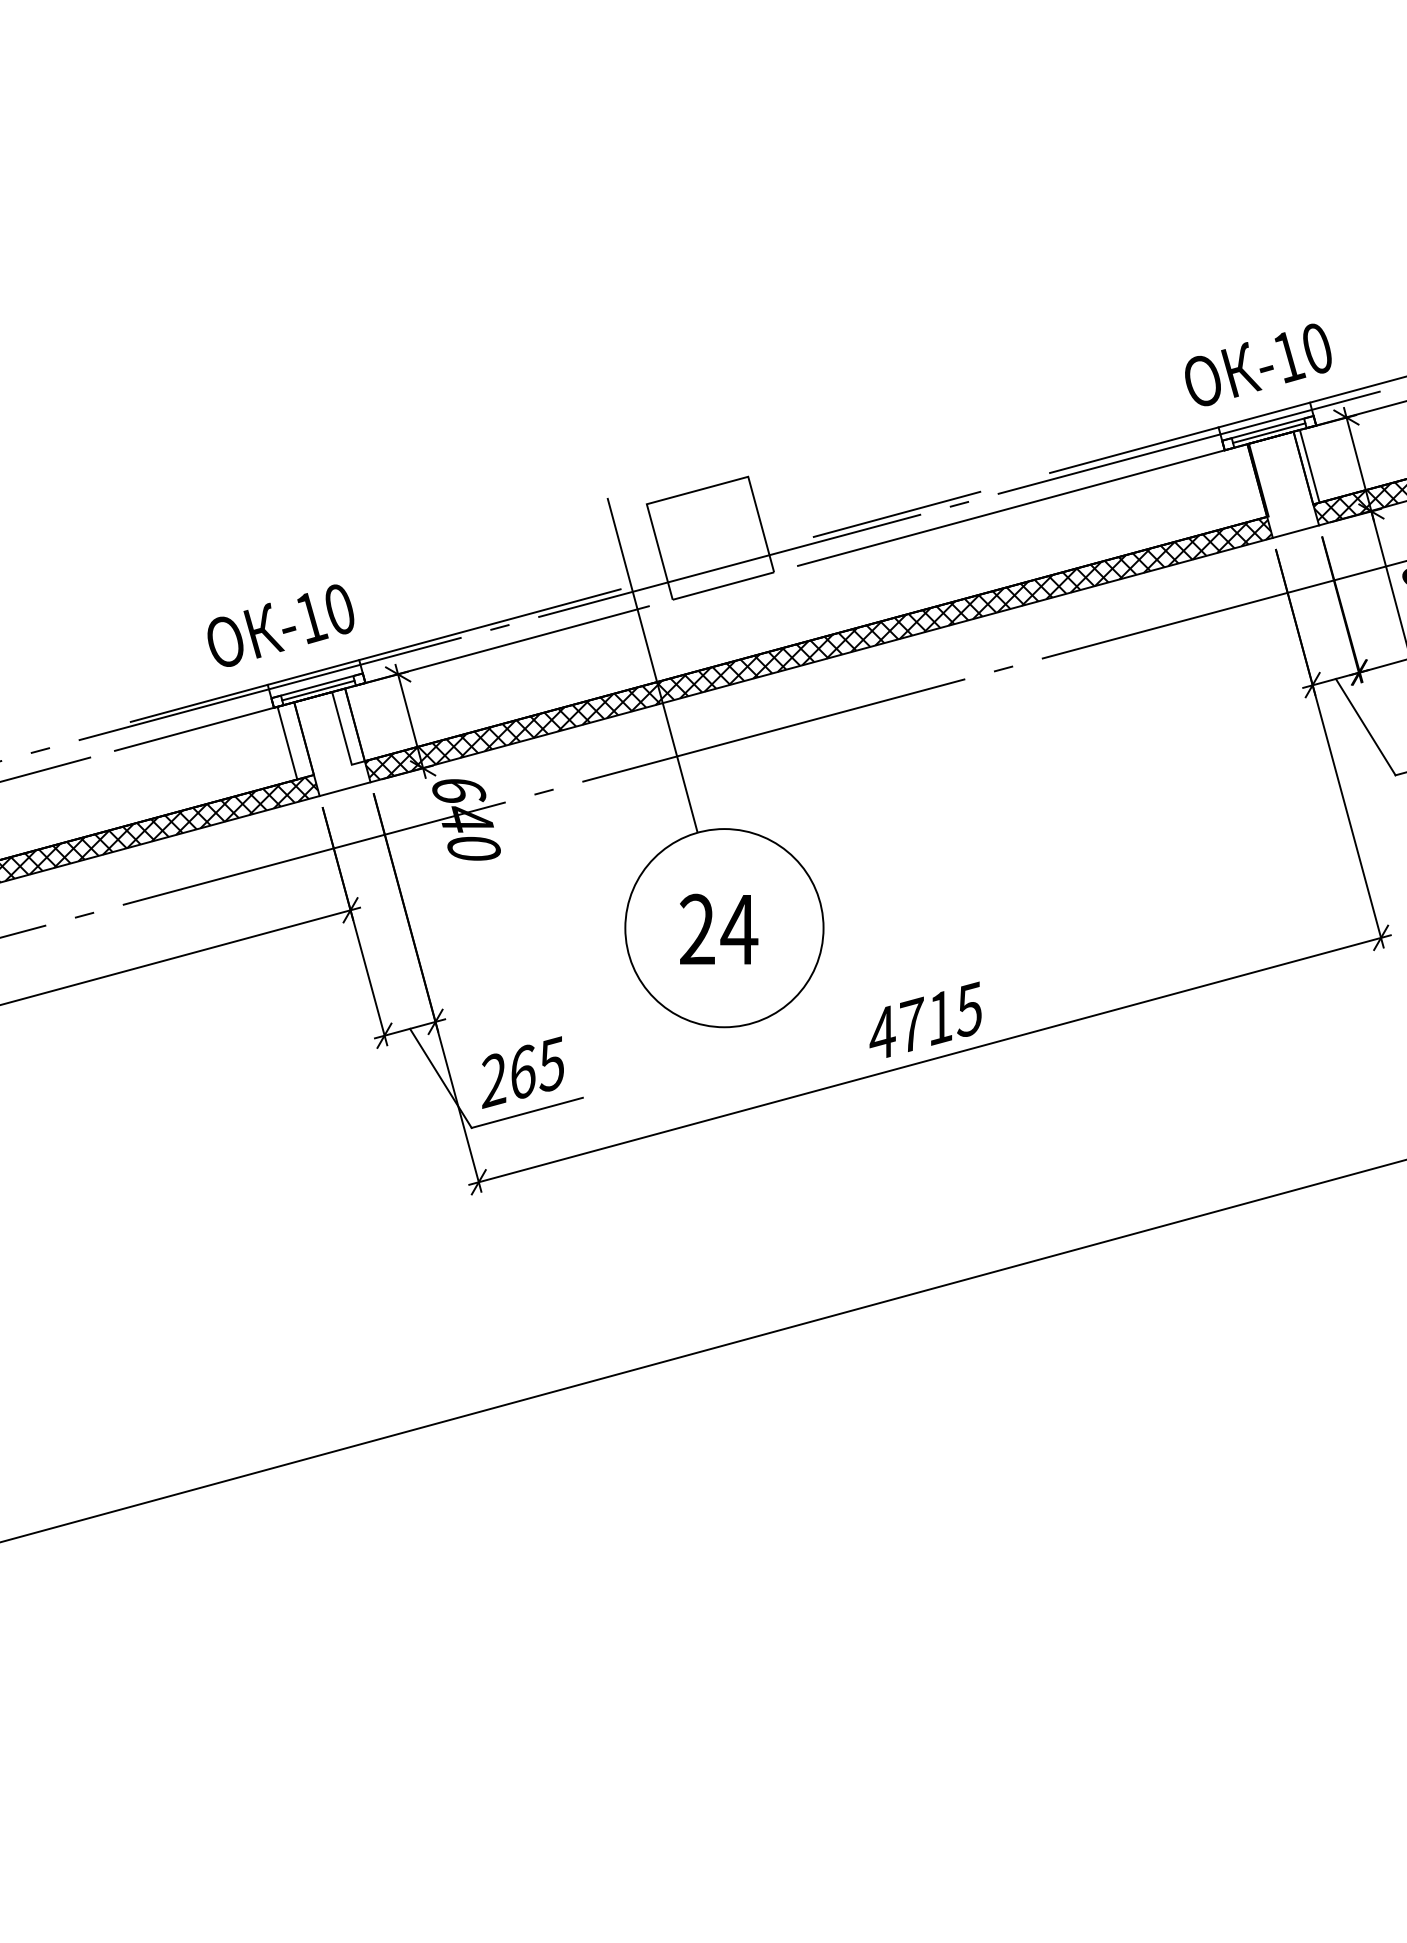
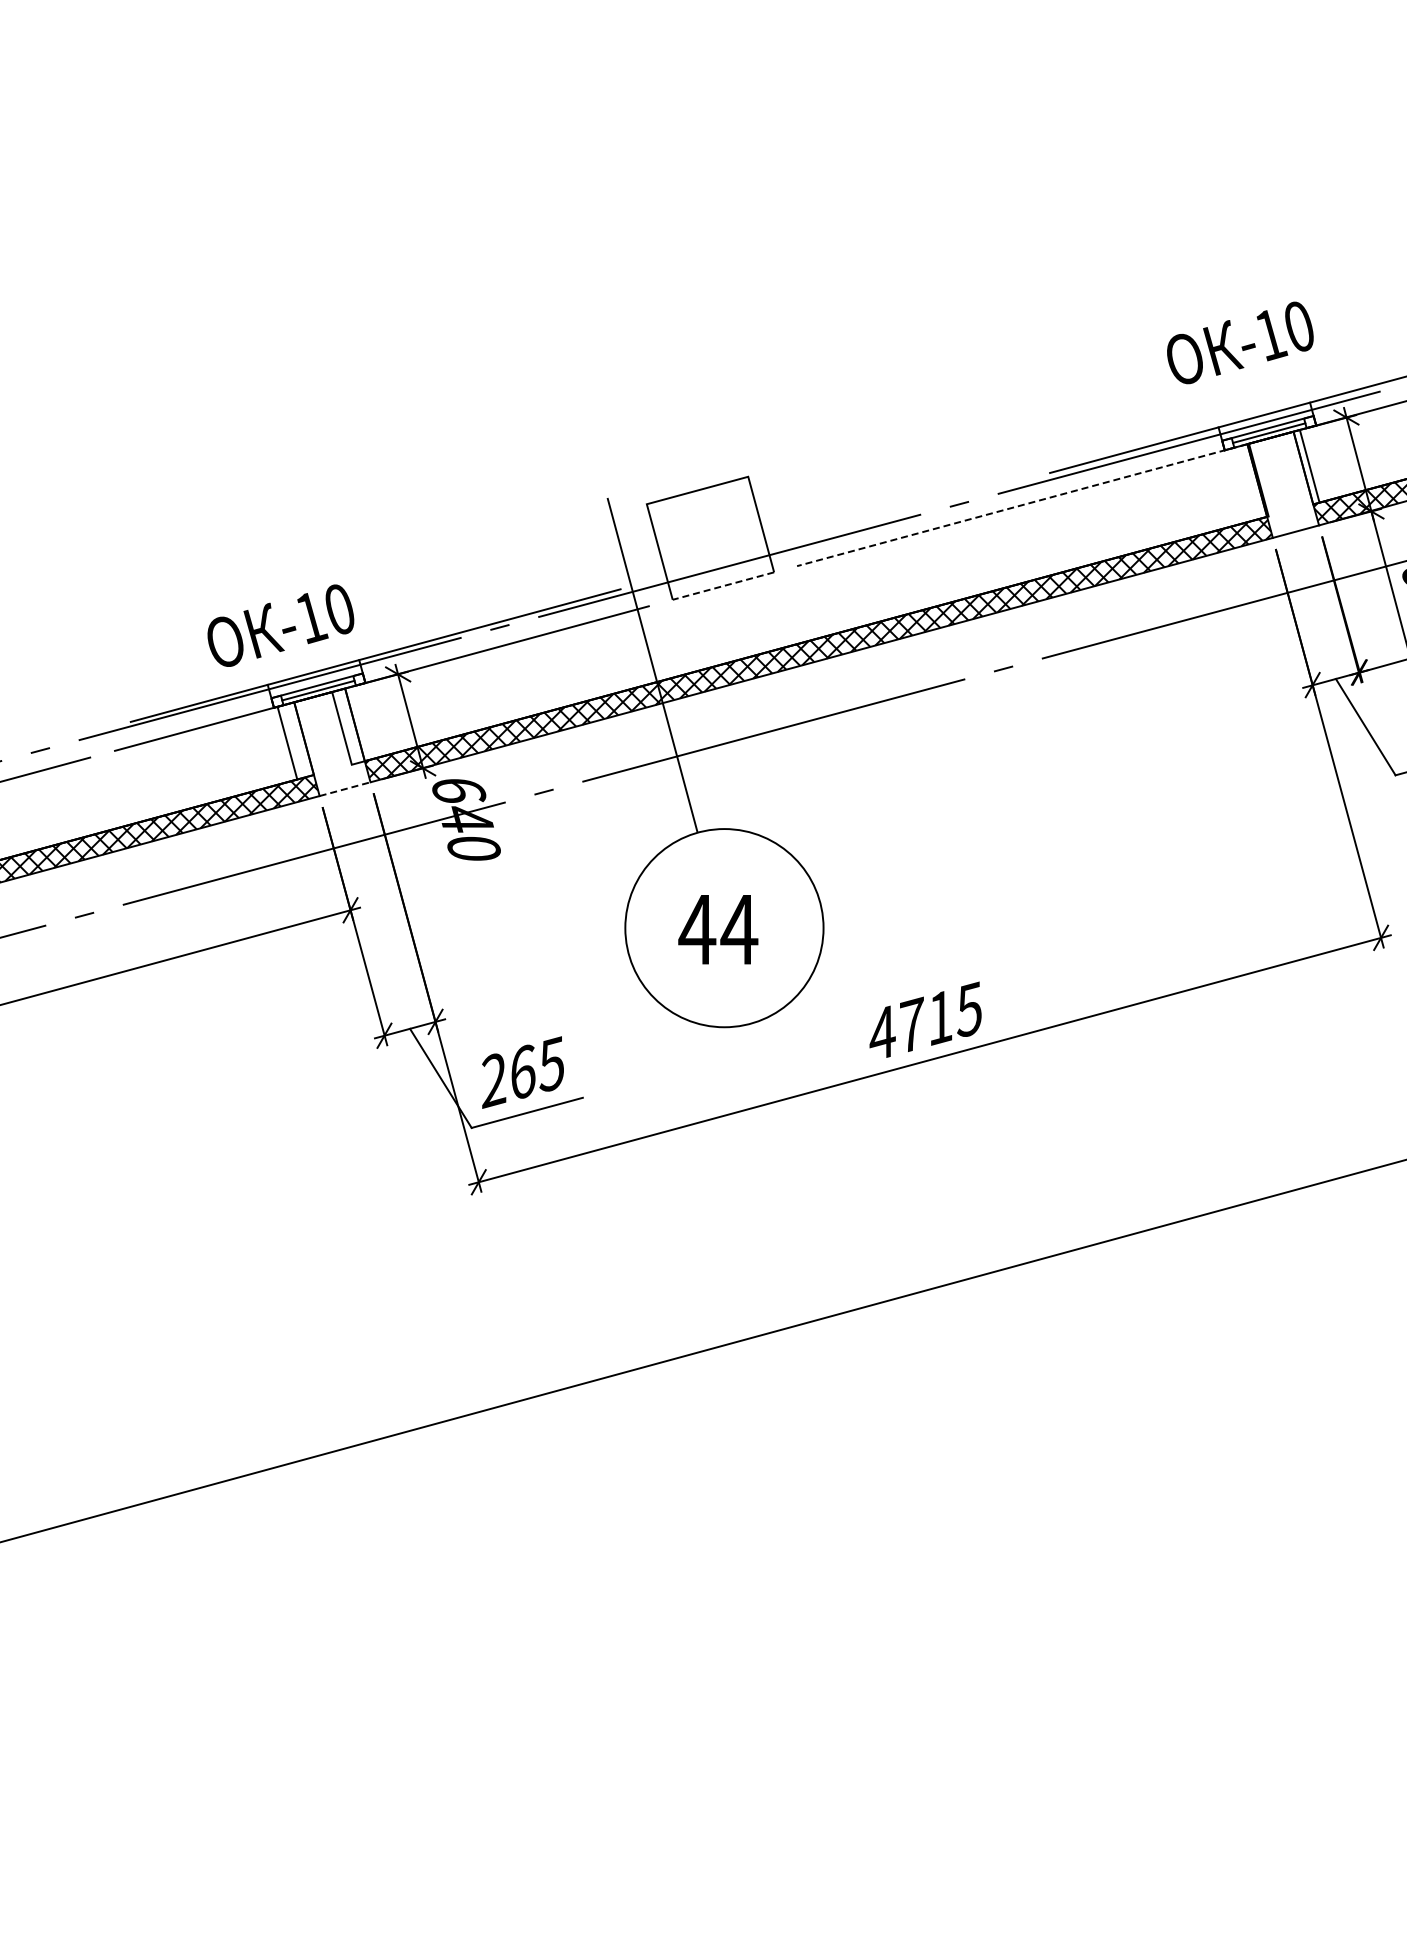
text position: (1258, 364) -> (1240, 342) (1240, 342)
line: solid -> dashed (1021, 505)
line: present -> none (896, 513)
line: solid -> dashed (723, 586)
line: solid -> dashed (345, 789)
text: 24 -> 44 (697, 928)
